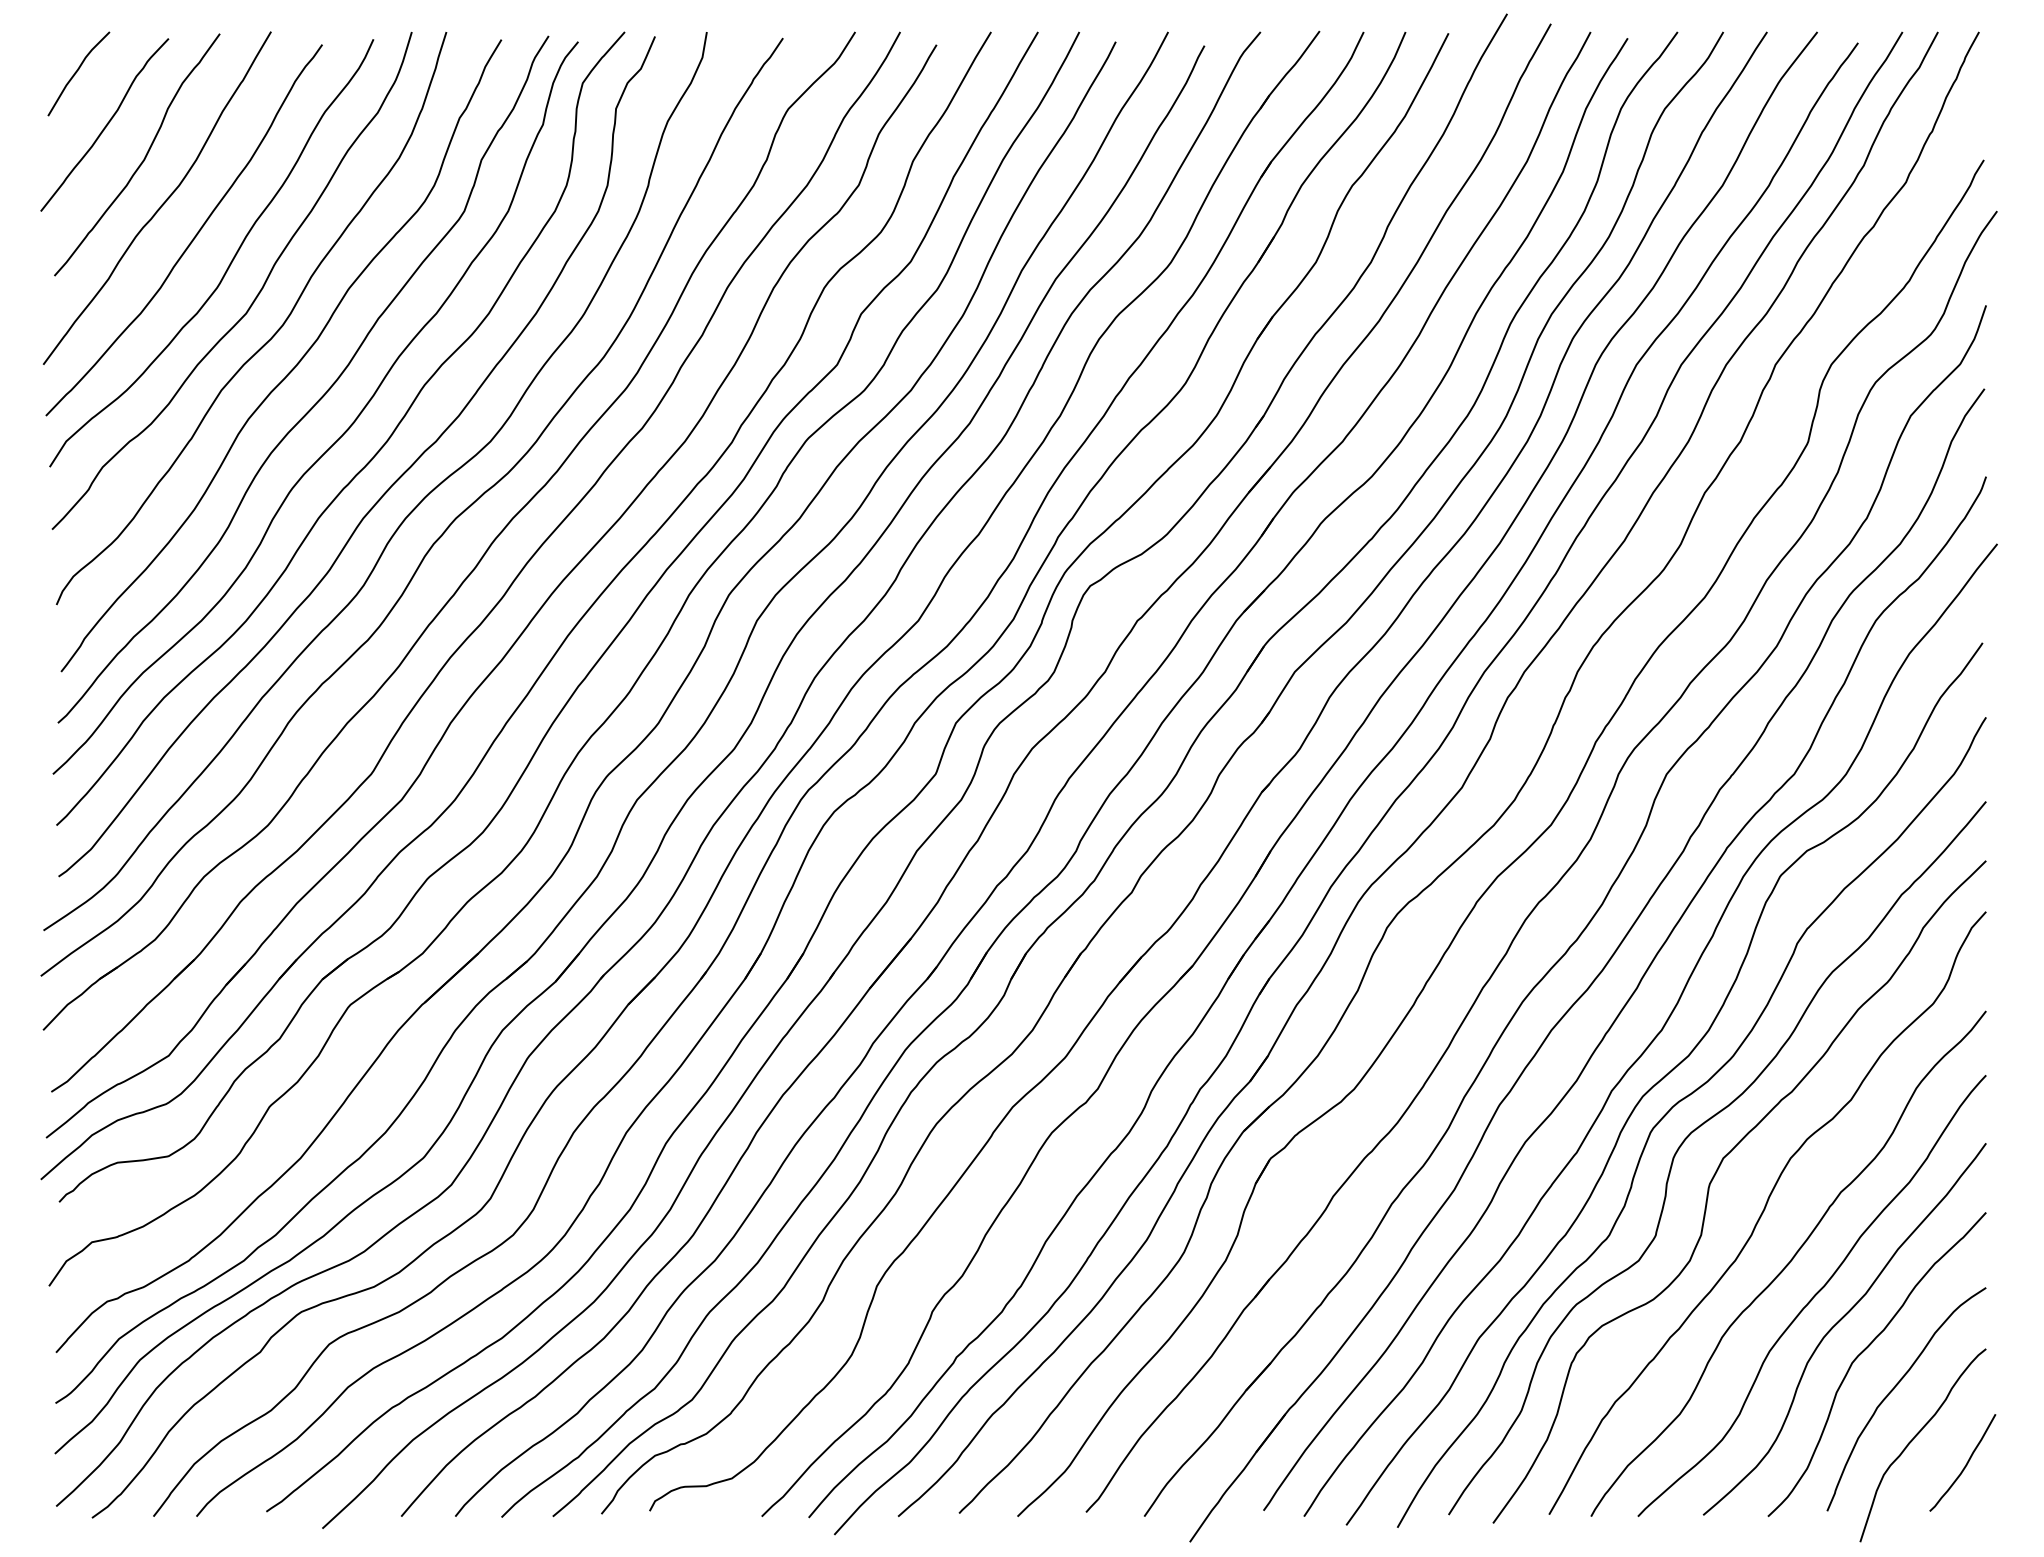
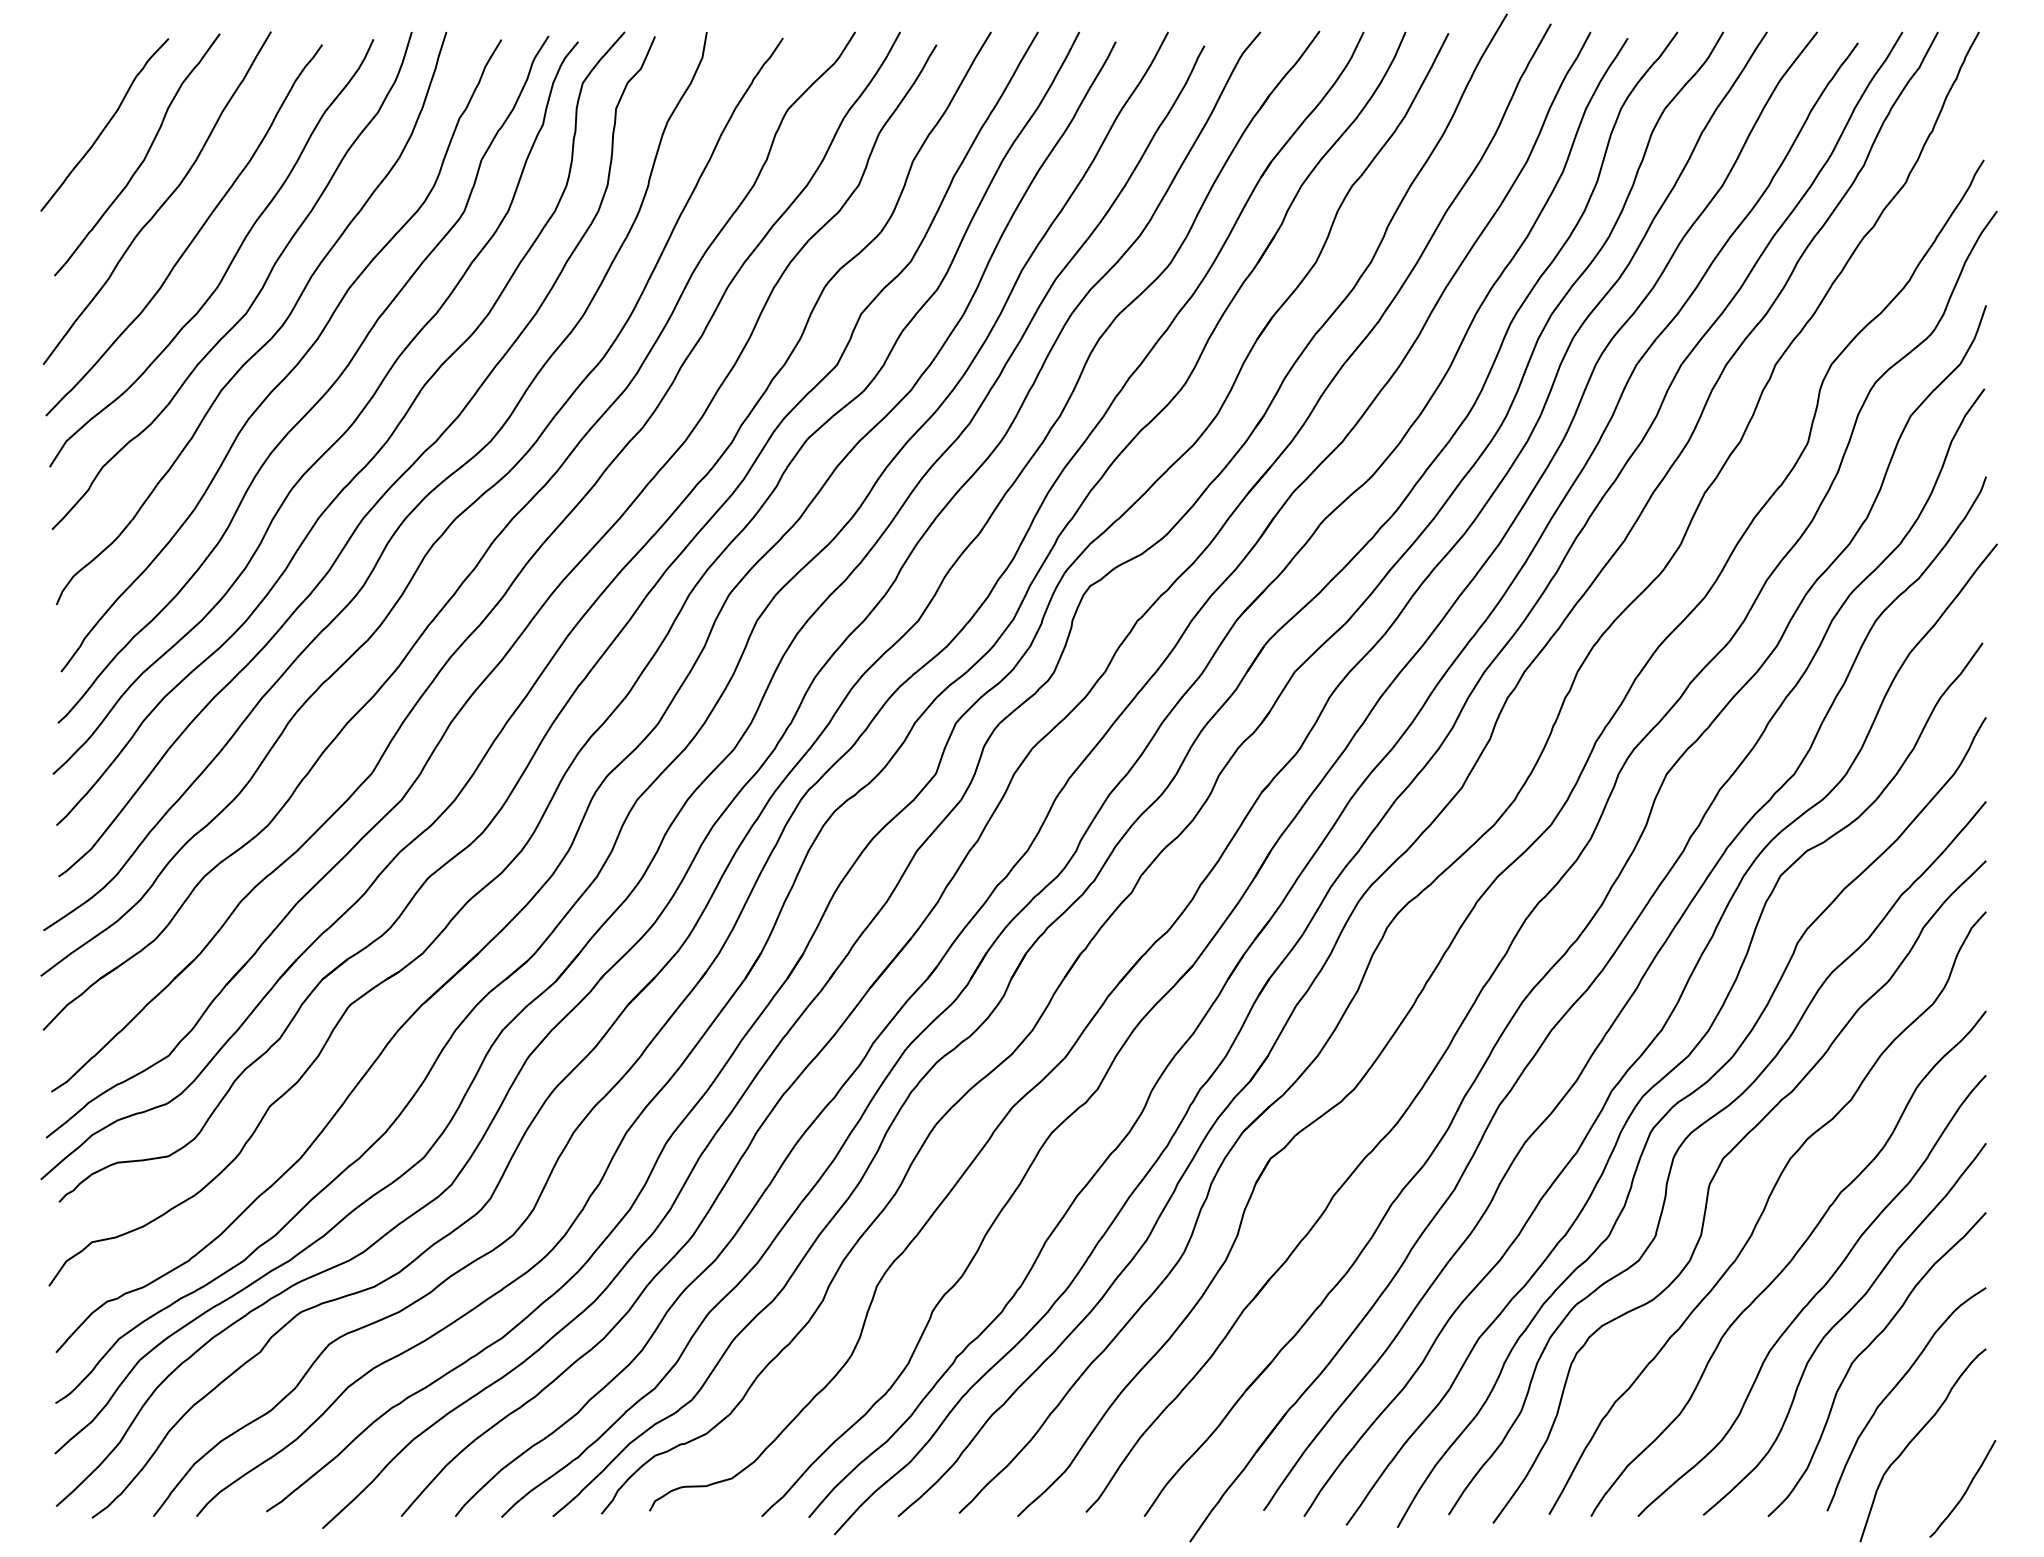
curve: present -> none (77, 72)
curve position: (1965, 1464) -> (1965, 1490) (1965, 1490)
